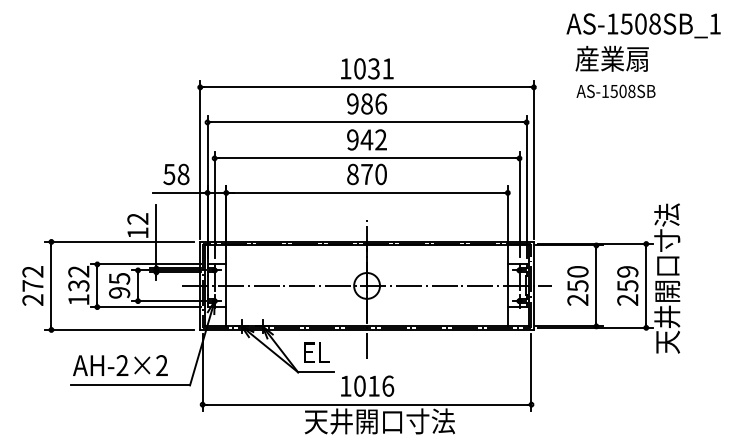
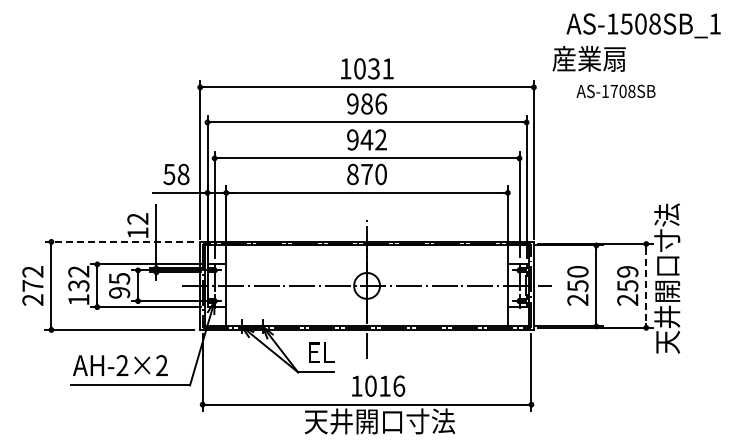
text position: (611, 58) -> (588, 58) (588, 58)
text: AS-1508SB -> AS-1708SB (613, 91)
line: solid -> dashed (118, 241)
line: solid -> dashed (646, 286)
text position: (316, 352) -> (321, 352) (321, 352)
text position: (367, 385) -> (378, 385) (378, 385)
